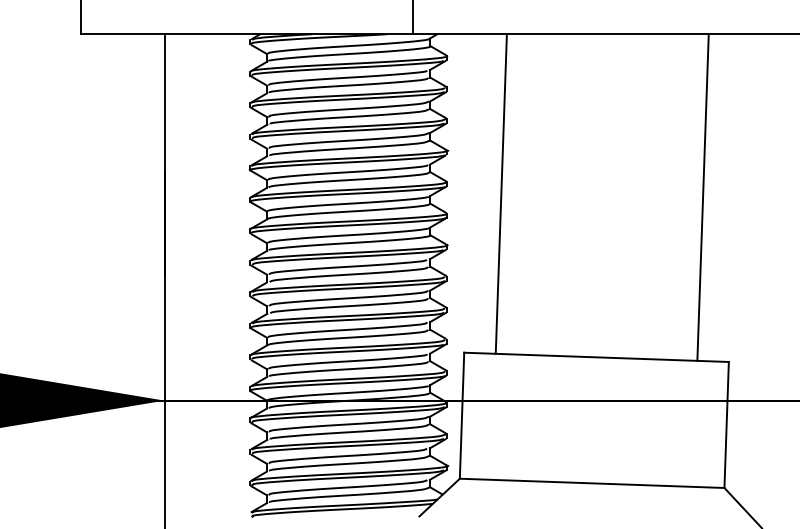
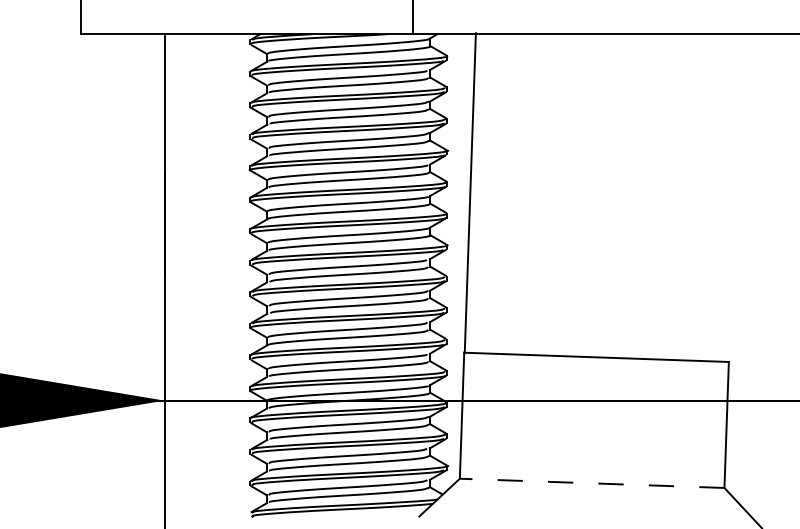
line position: (500, 193) -> (469, 192) (469, 192)
line: present -> none (702, 197)
line: solid -> dashed (591, 483)
